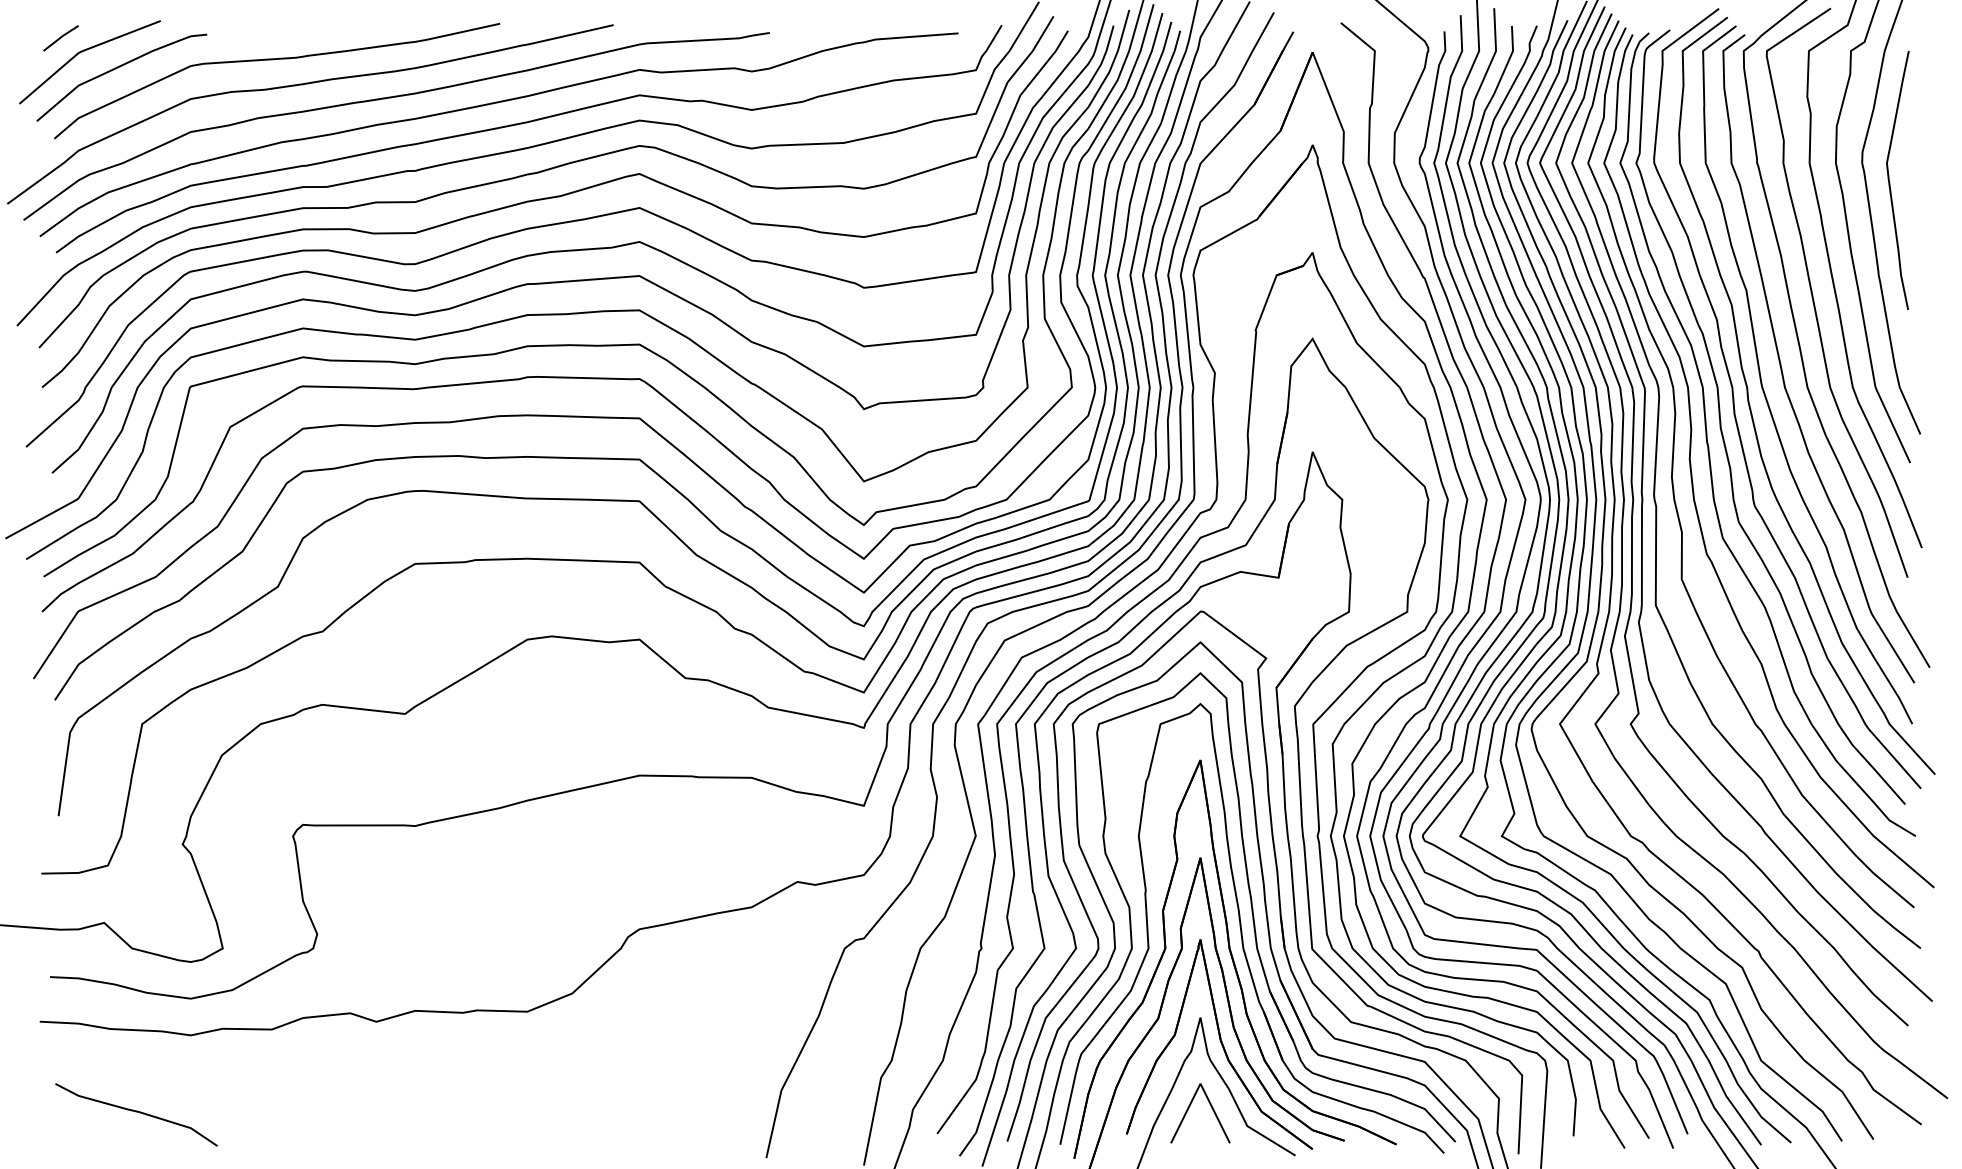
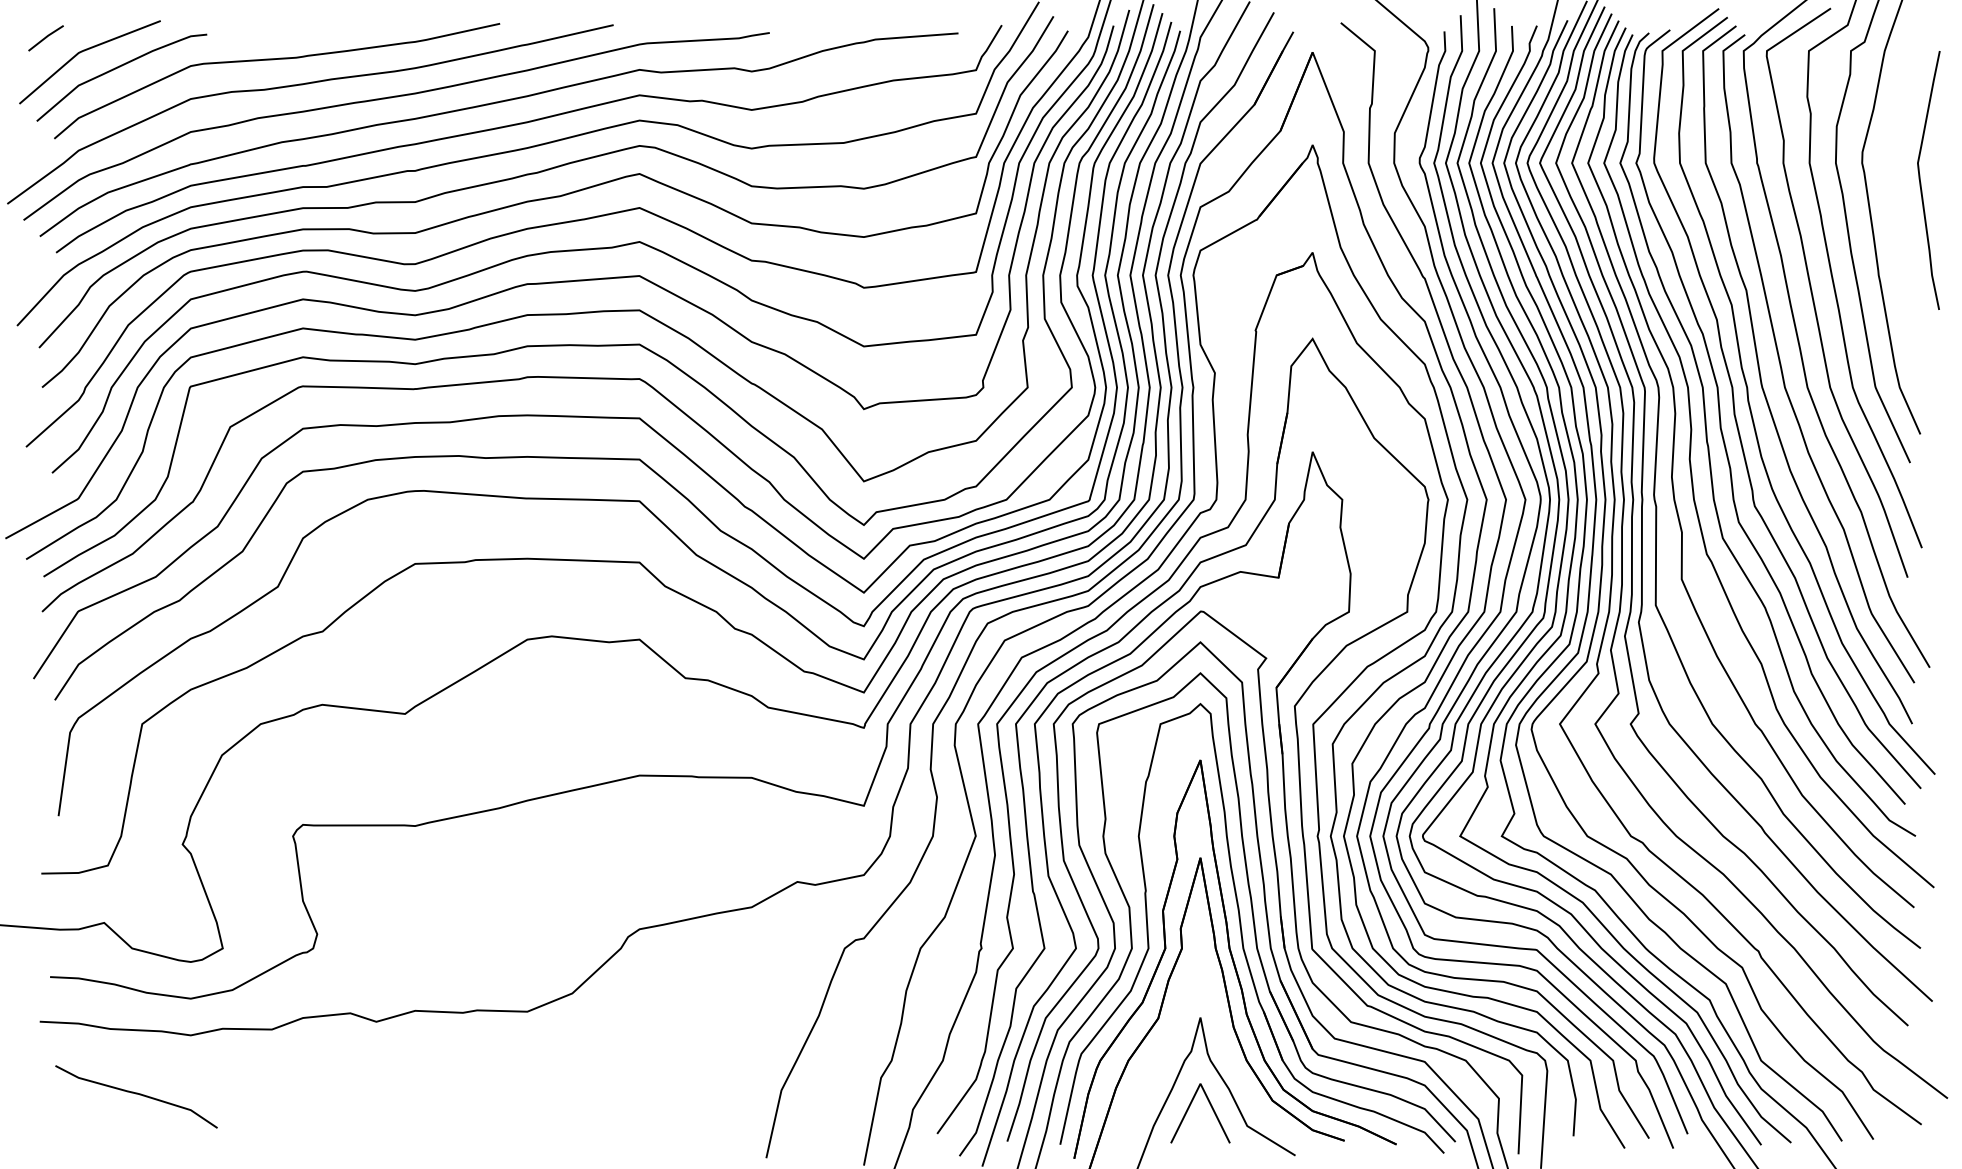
line position: (60, 38) -> (45, 38) (45, 38)
curve position: (1890, 182) -> (1921, 182) (1921, 182)
part: present -> none (1219, 1044)
curve position: (136, 1112) -> (136, 1094) (136, 1094)
